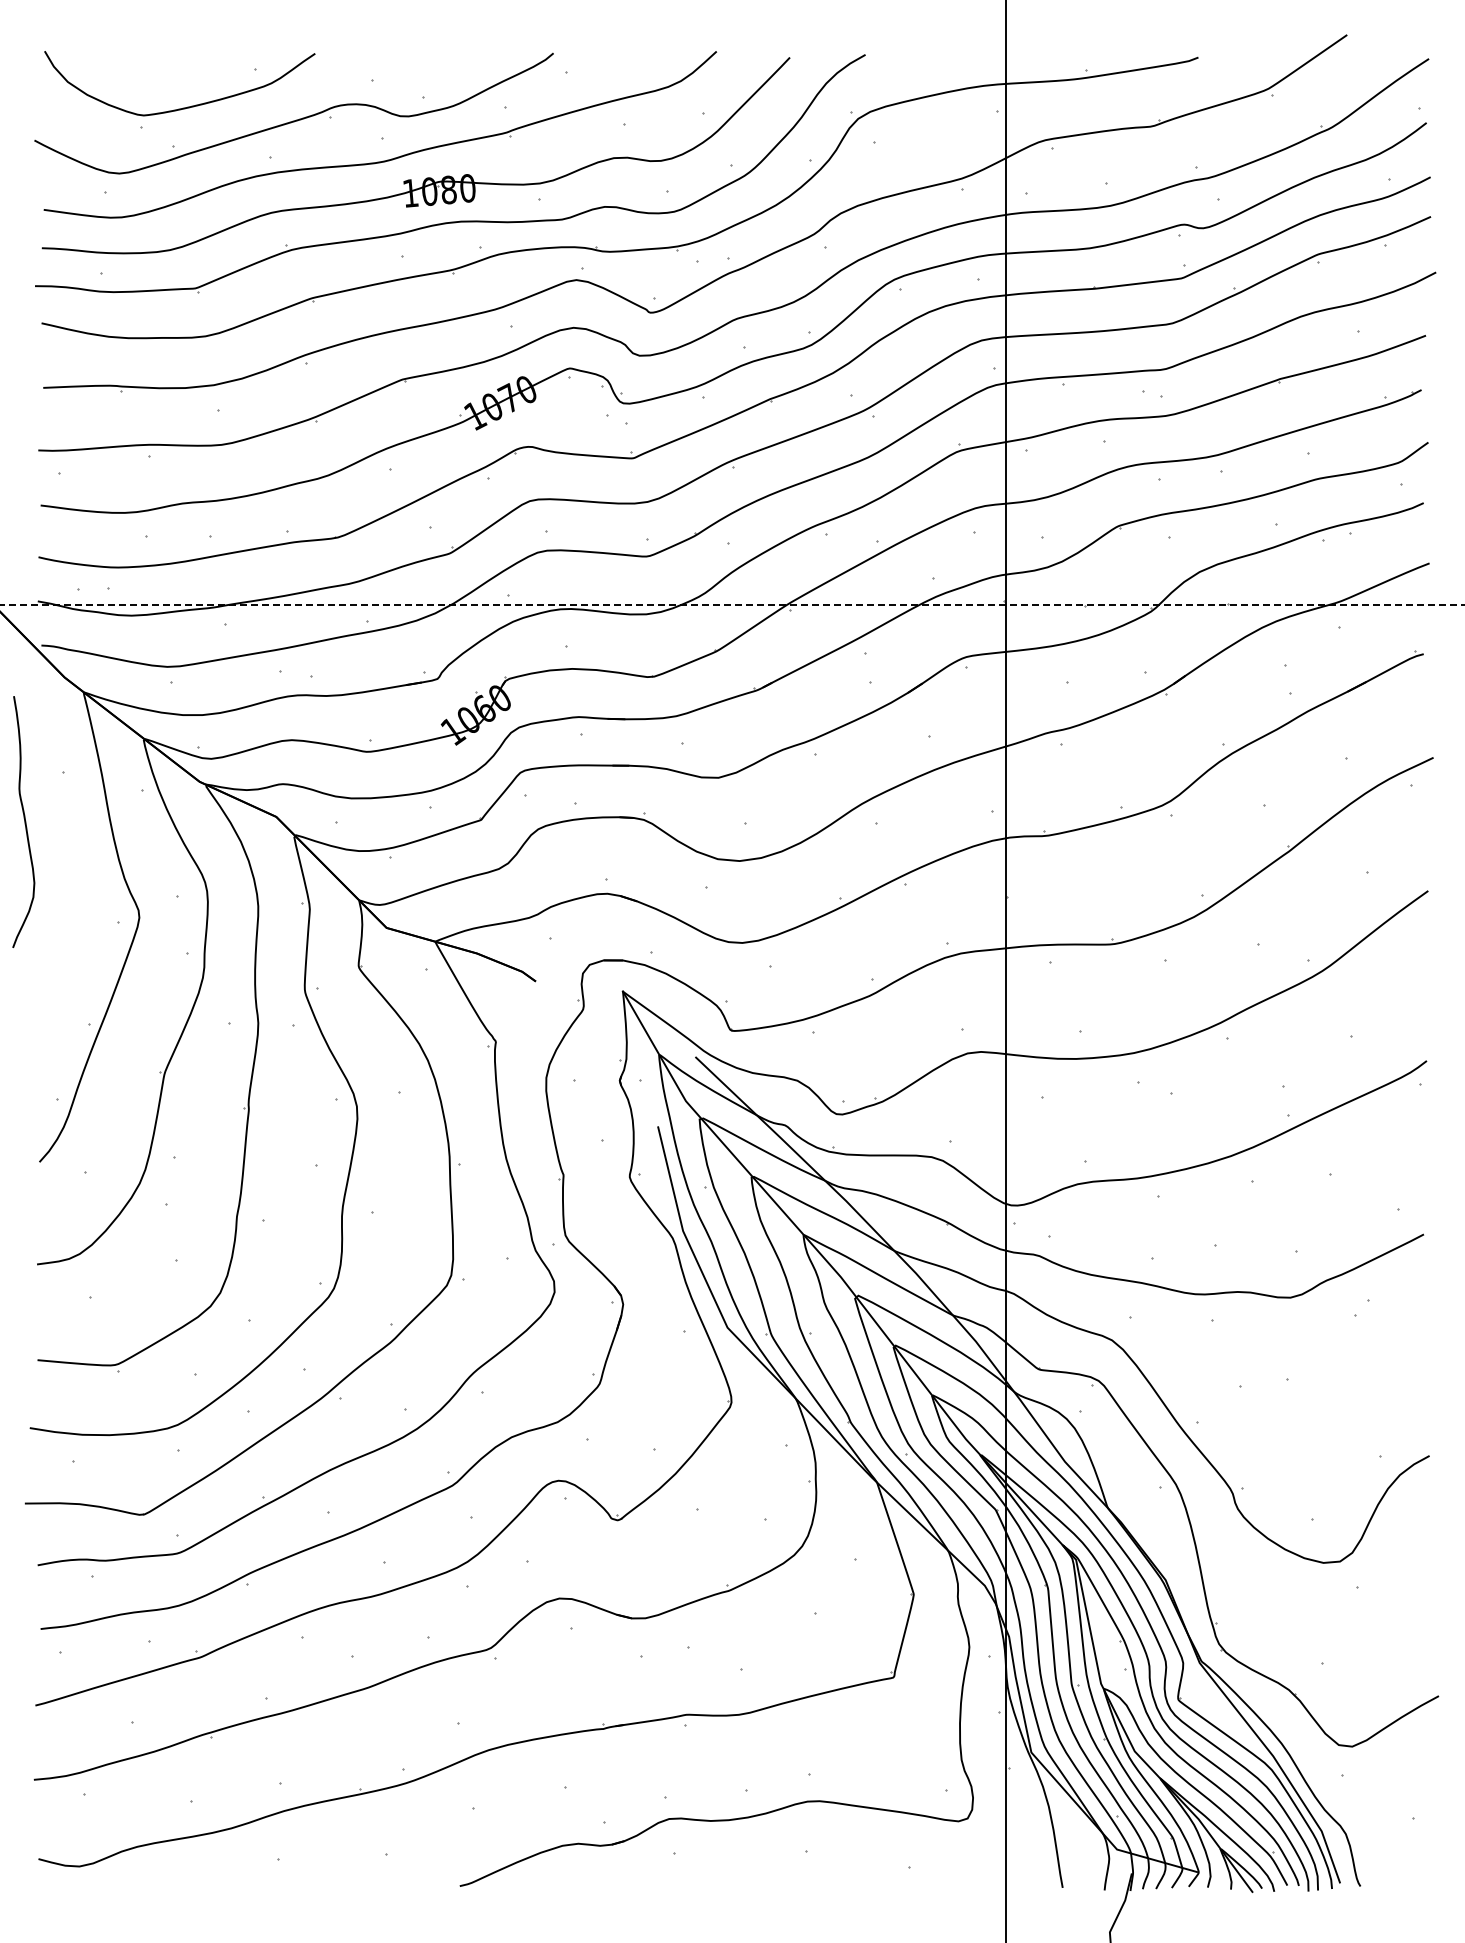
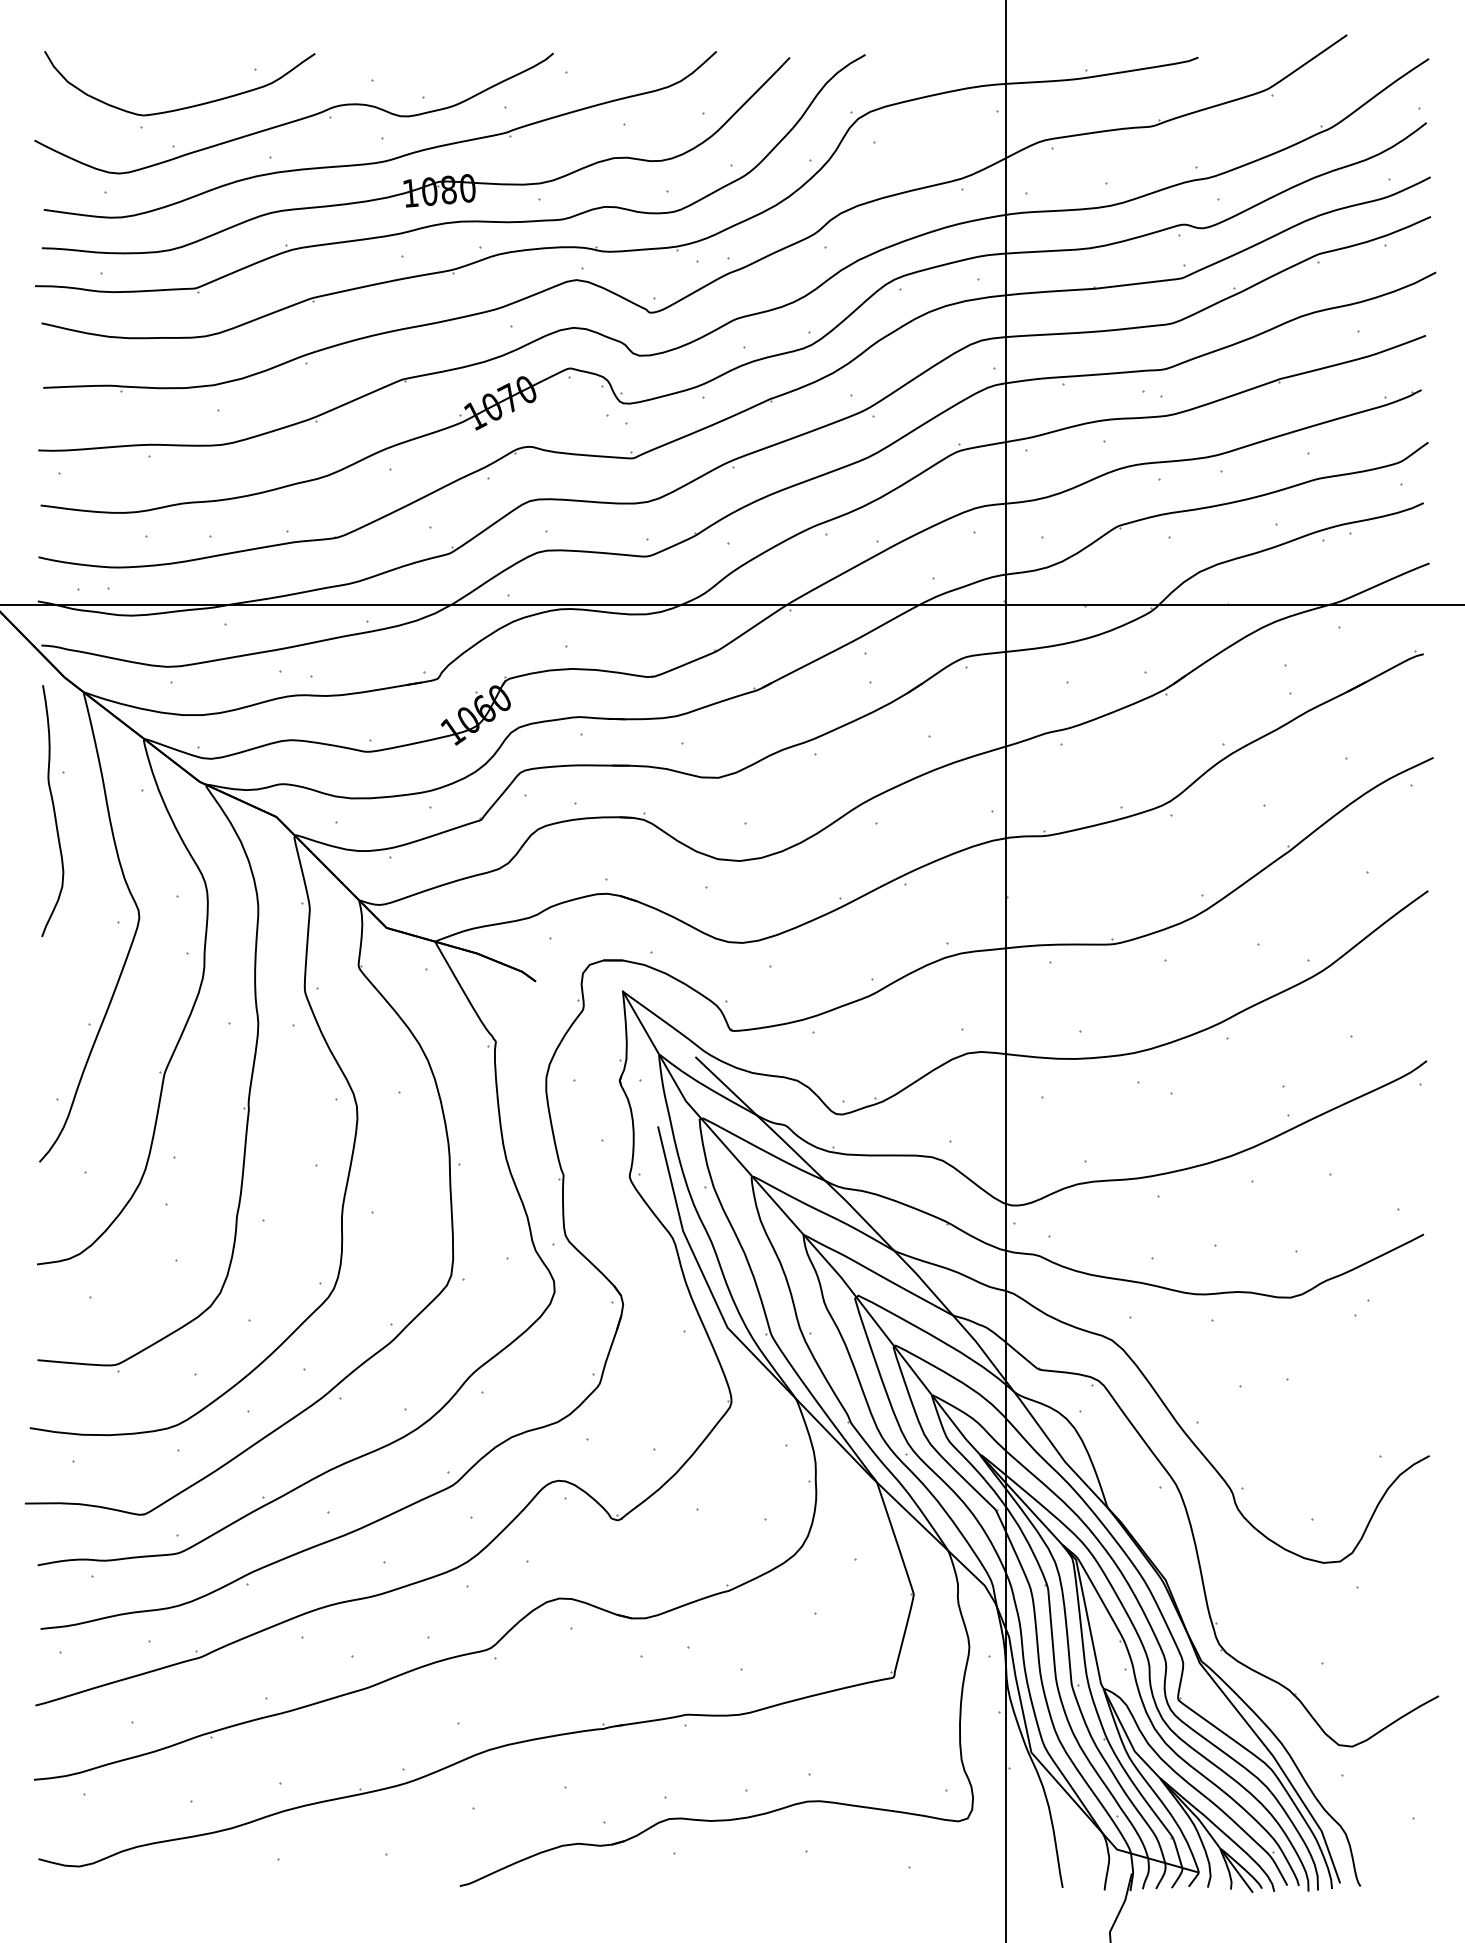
line: dashed -> solid (732, 604)
curve position: (24, 821) -> (53, 810) (53, 810)
